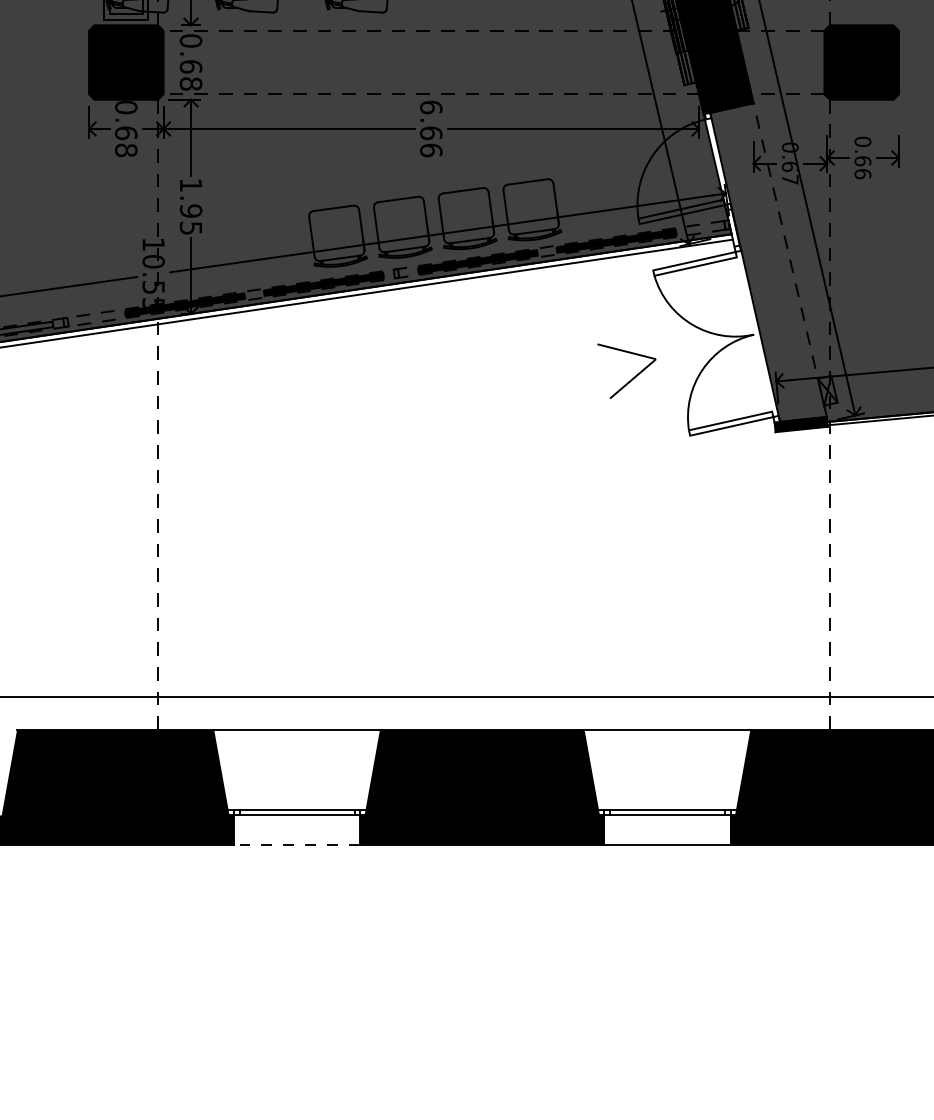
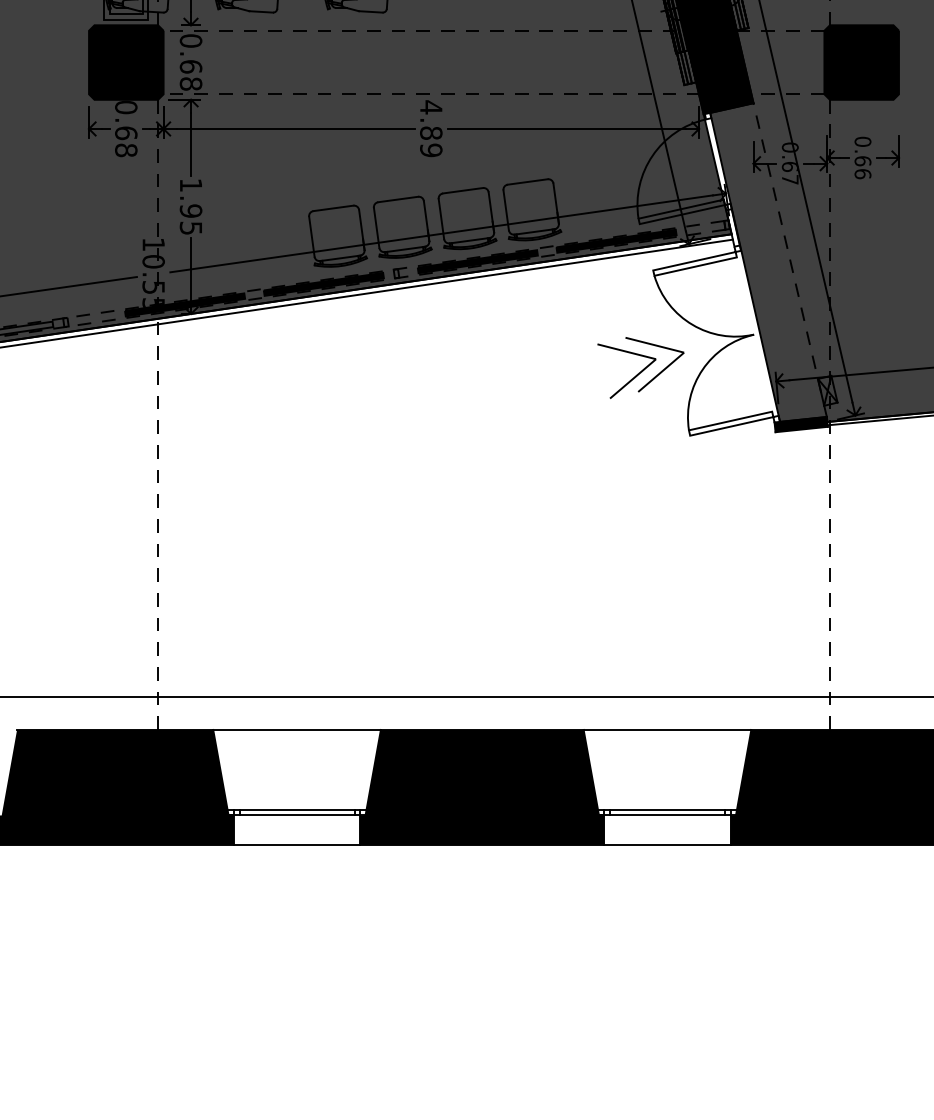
text: 6.66 -> 4.89 (431, 128)
part: none -> present (661, 370)
line: dashed -> solid (296, 845)
